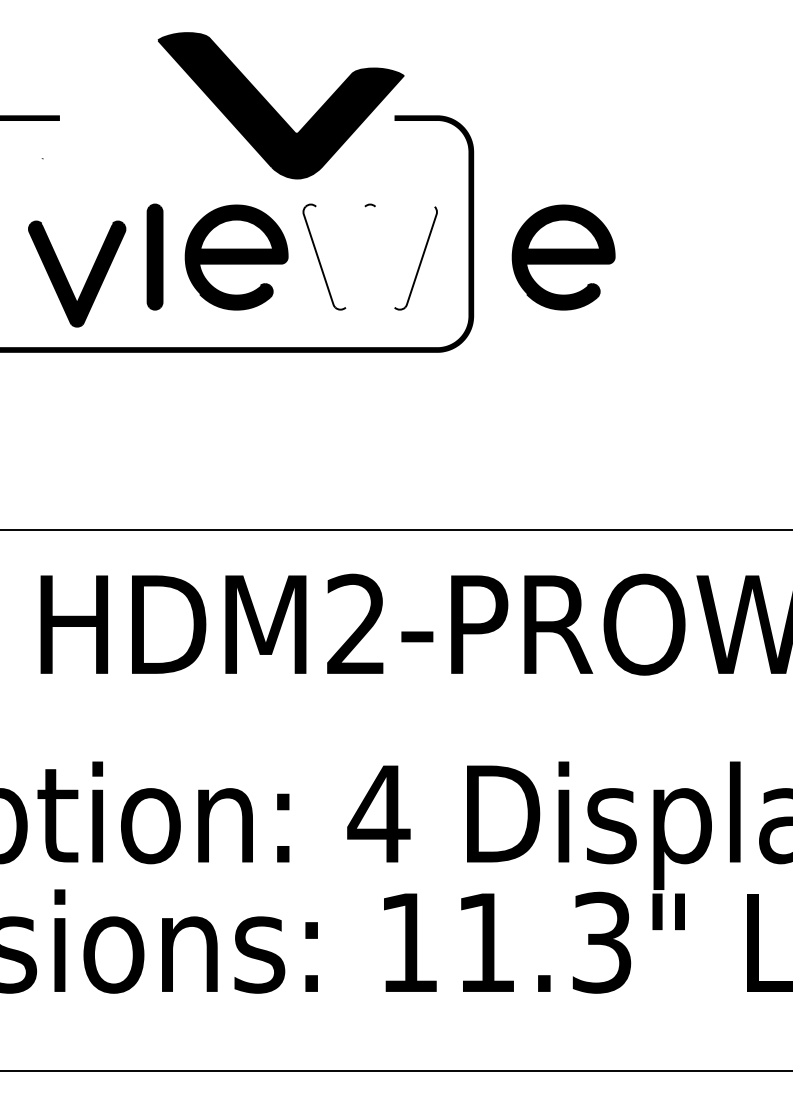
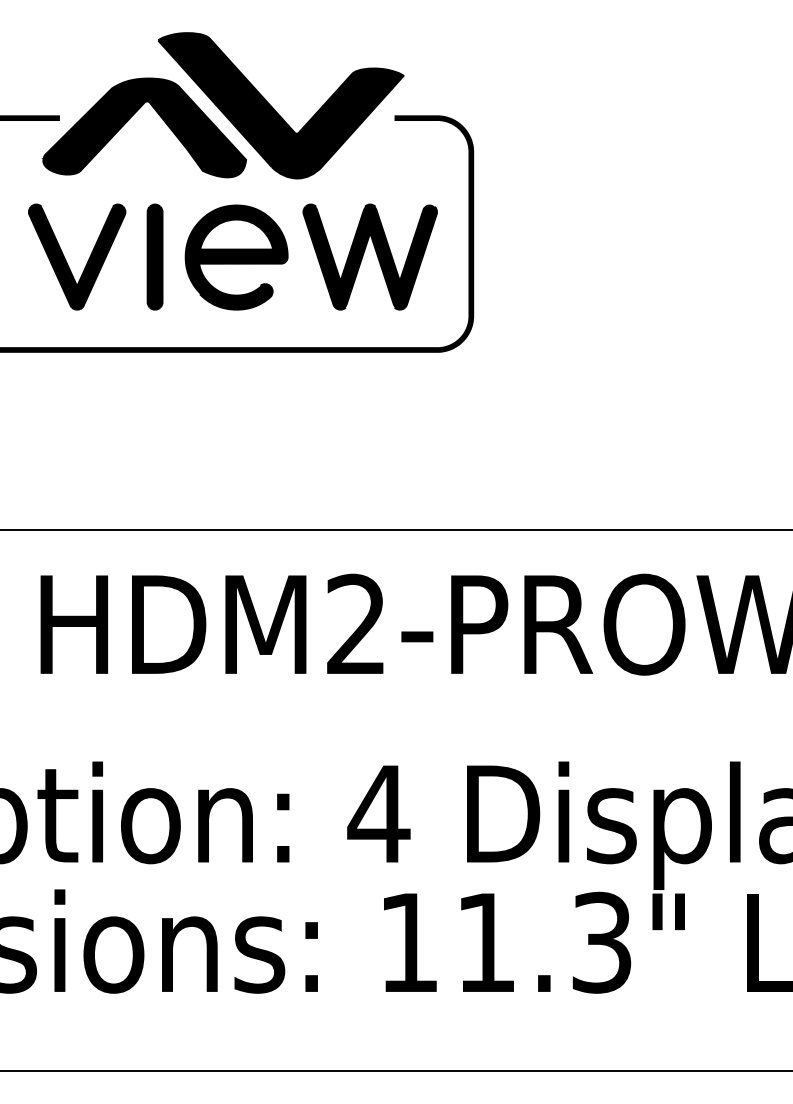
fill: none -> present (144, 127)
fill: none -> present (369, 256)
part: present -> none (563, 257)
part position: (87, 277) -> (87, 260) (87, 260)
